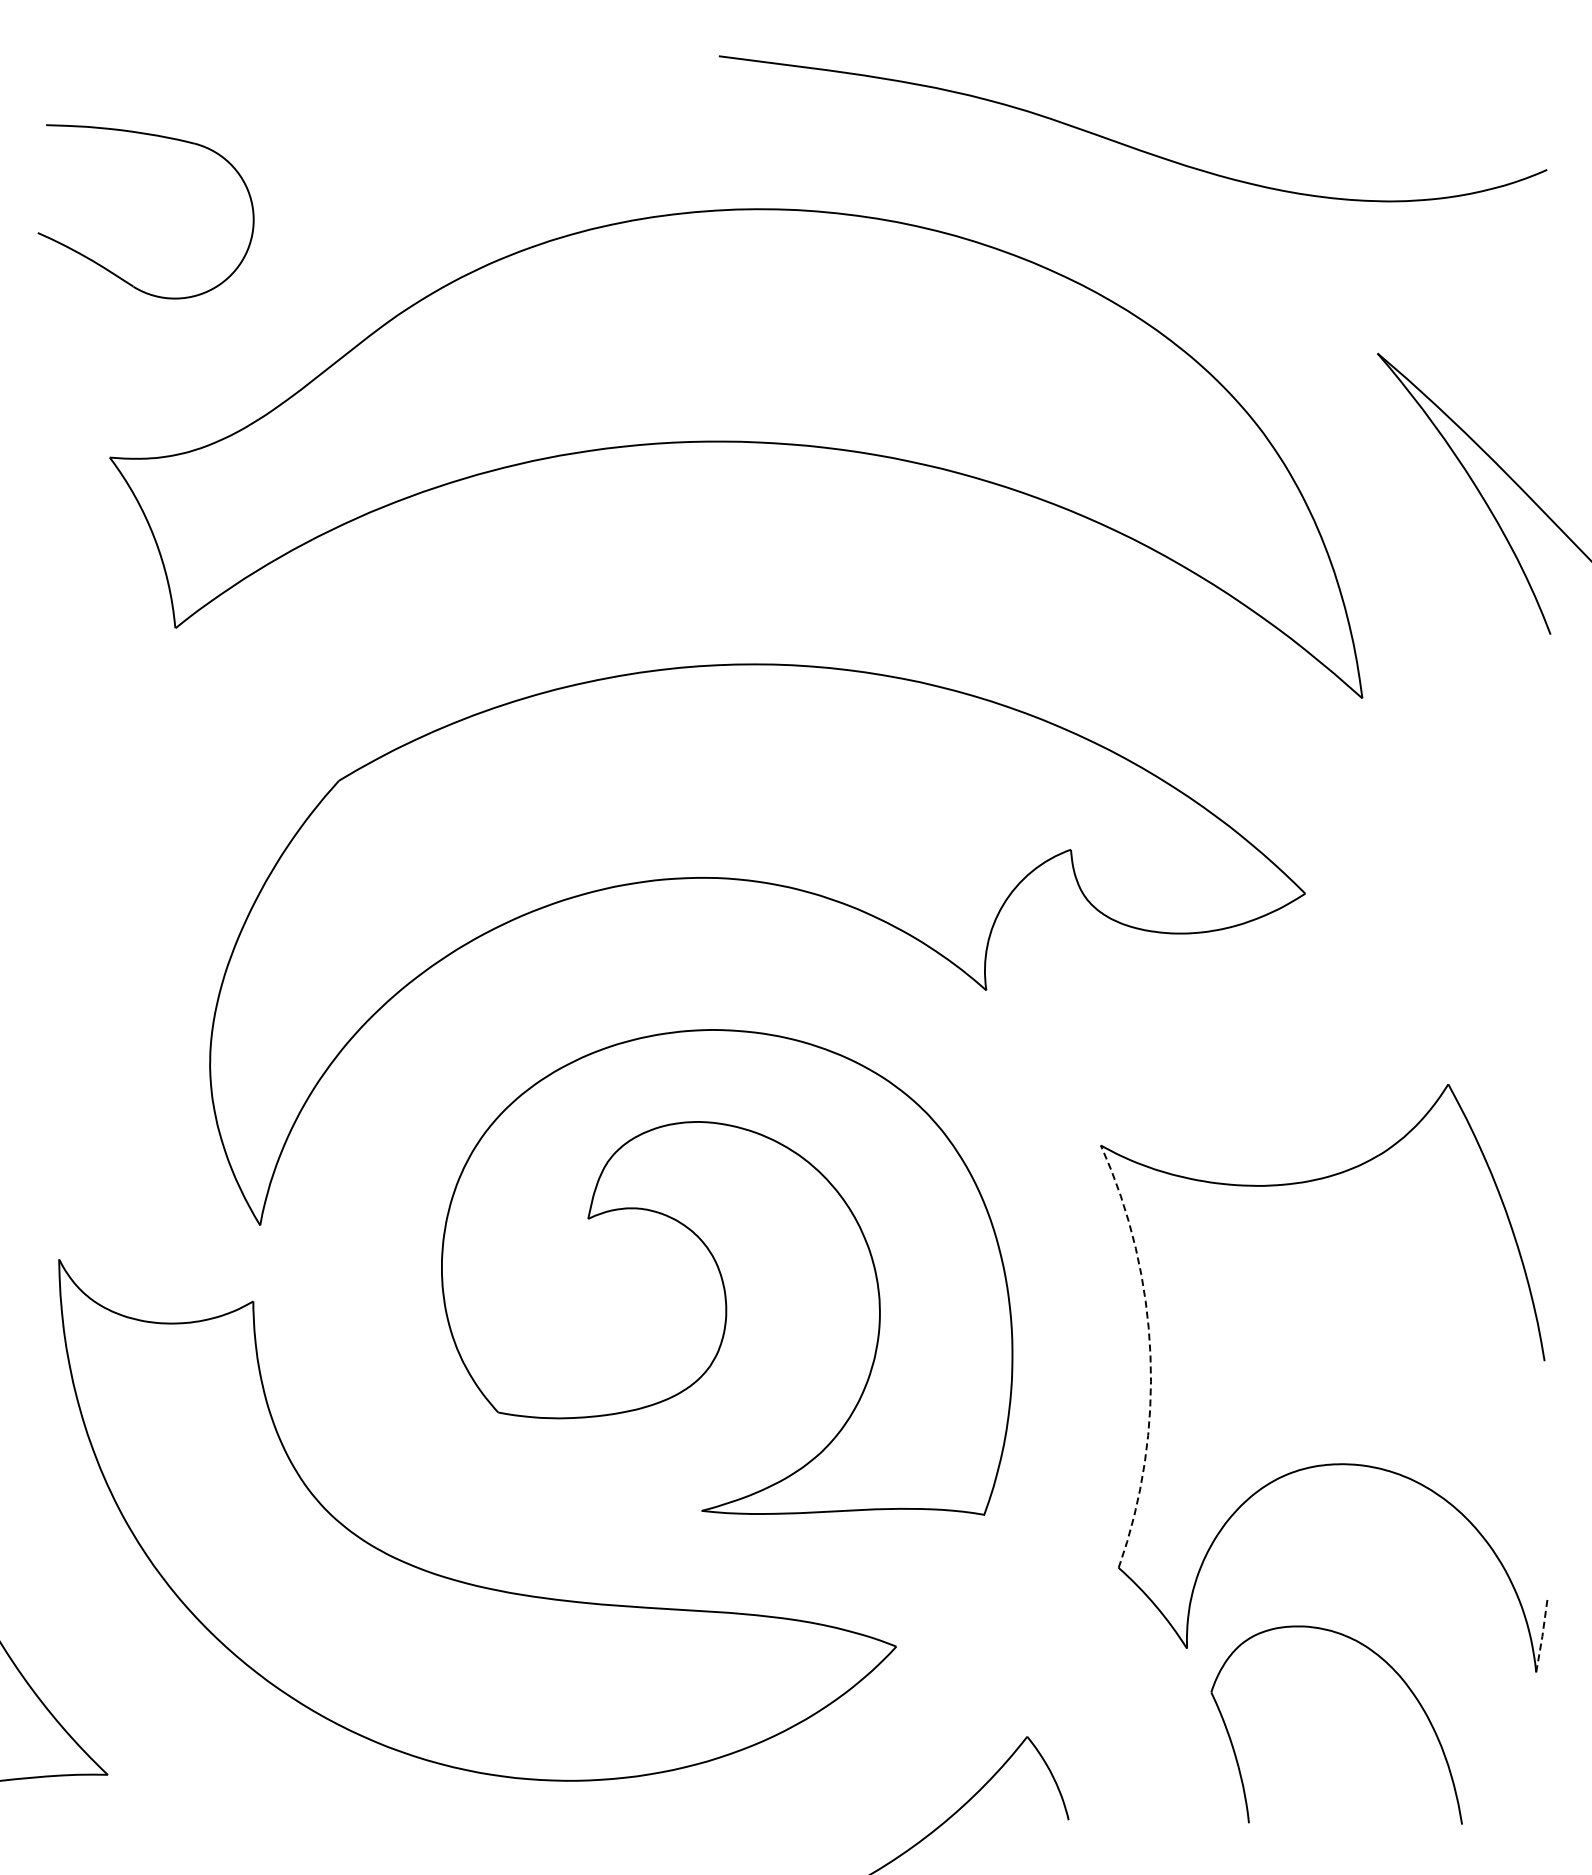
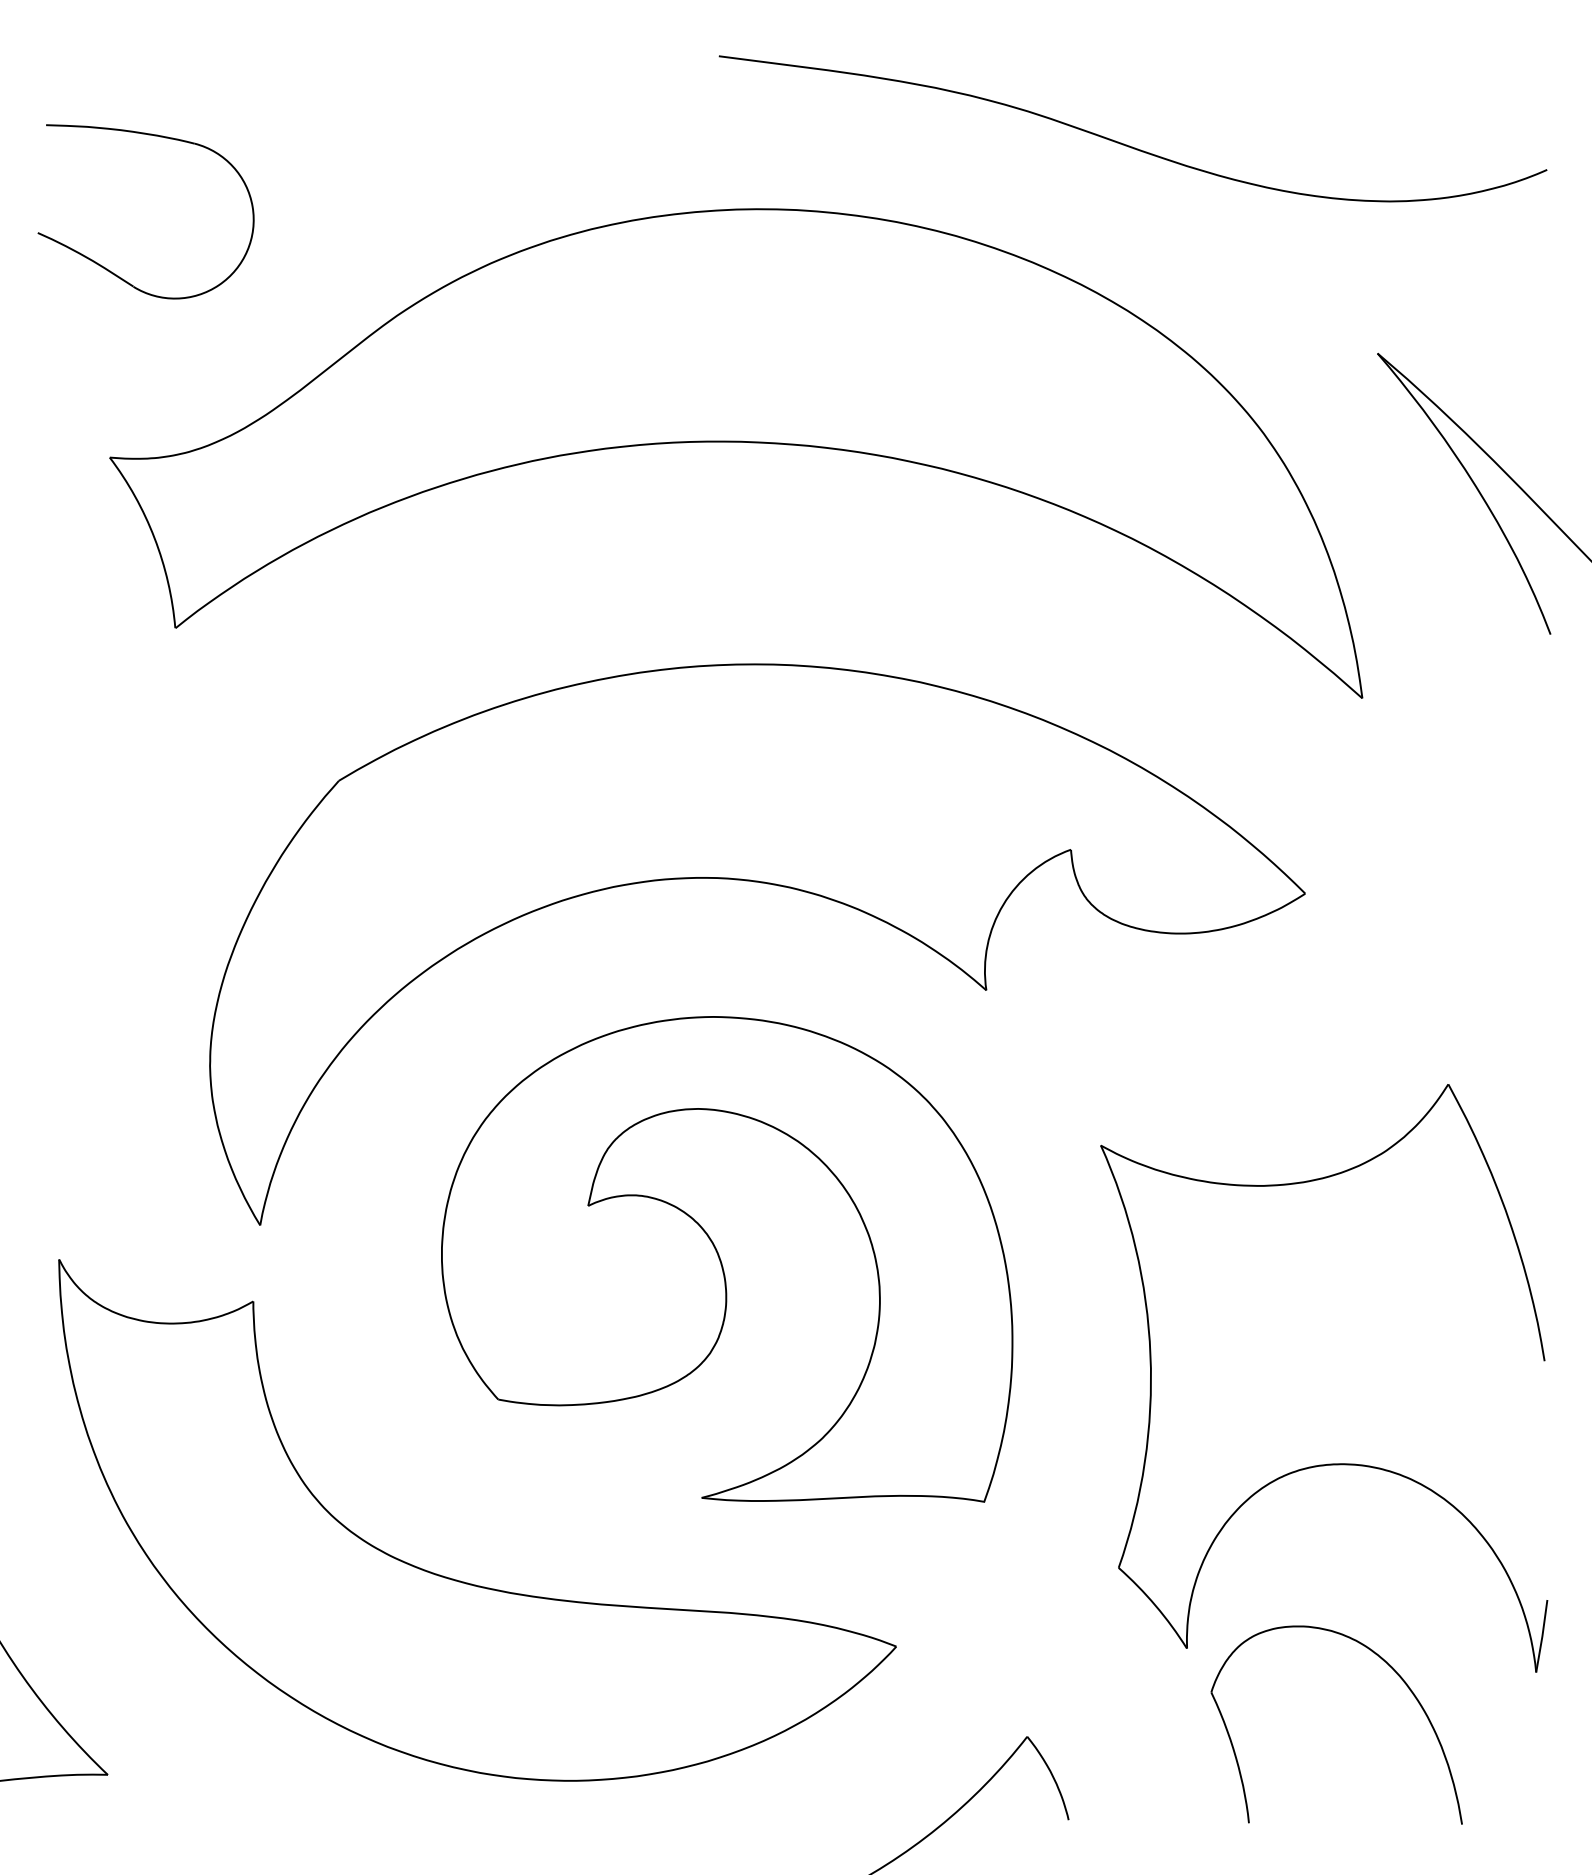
part position: (721, 1273) -> (721, 1260) (721, 1260)
arc: dashed -> solid (1150, 1354)
line: dashed -> solid (1542, 1636)
